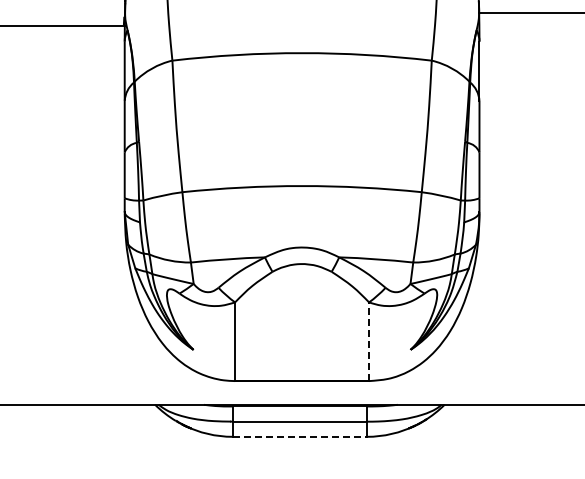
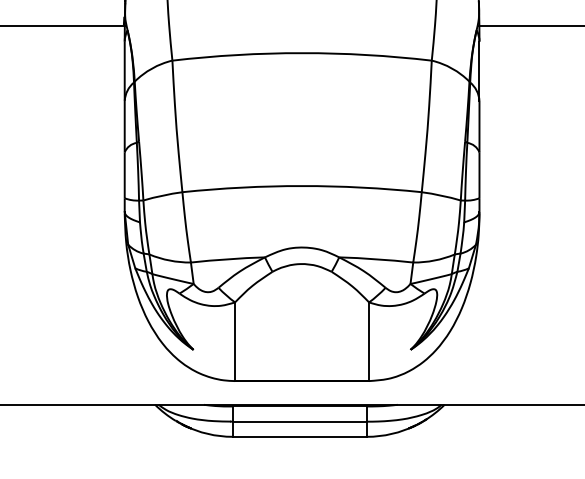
line position: (530, 13) -> (530, 26) (530, 26)
line: dashed -> solid (369, 341)
line: dashed -> solid (300, 436)
